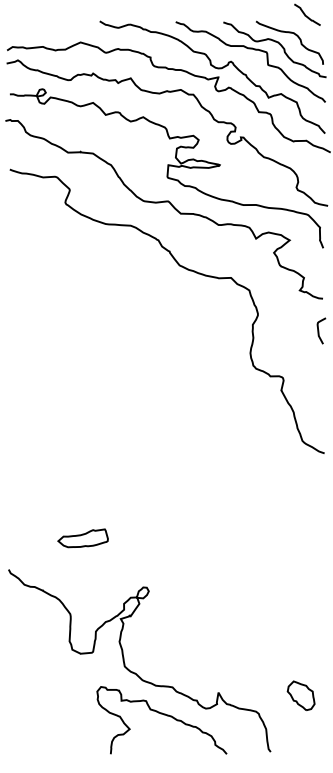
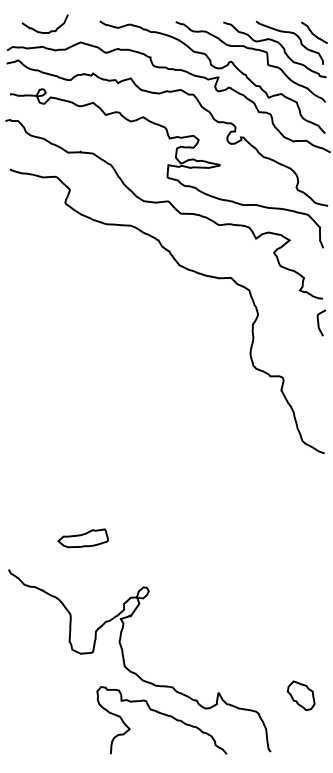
curve position: (306, 15) -> (313, 33) (313, 33)
curve: none -> present (41, 31)
curve position: (319, 330) -> (319, 322) (319, 322)
